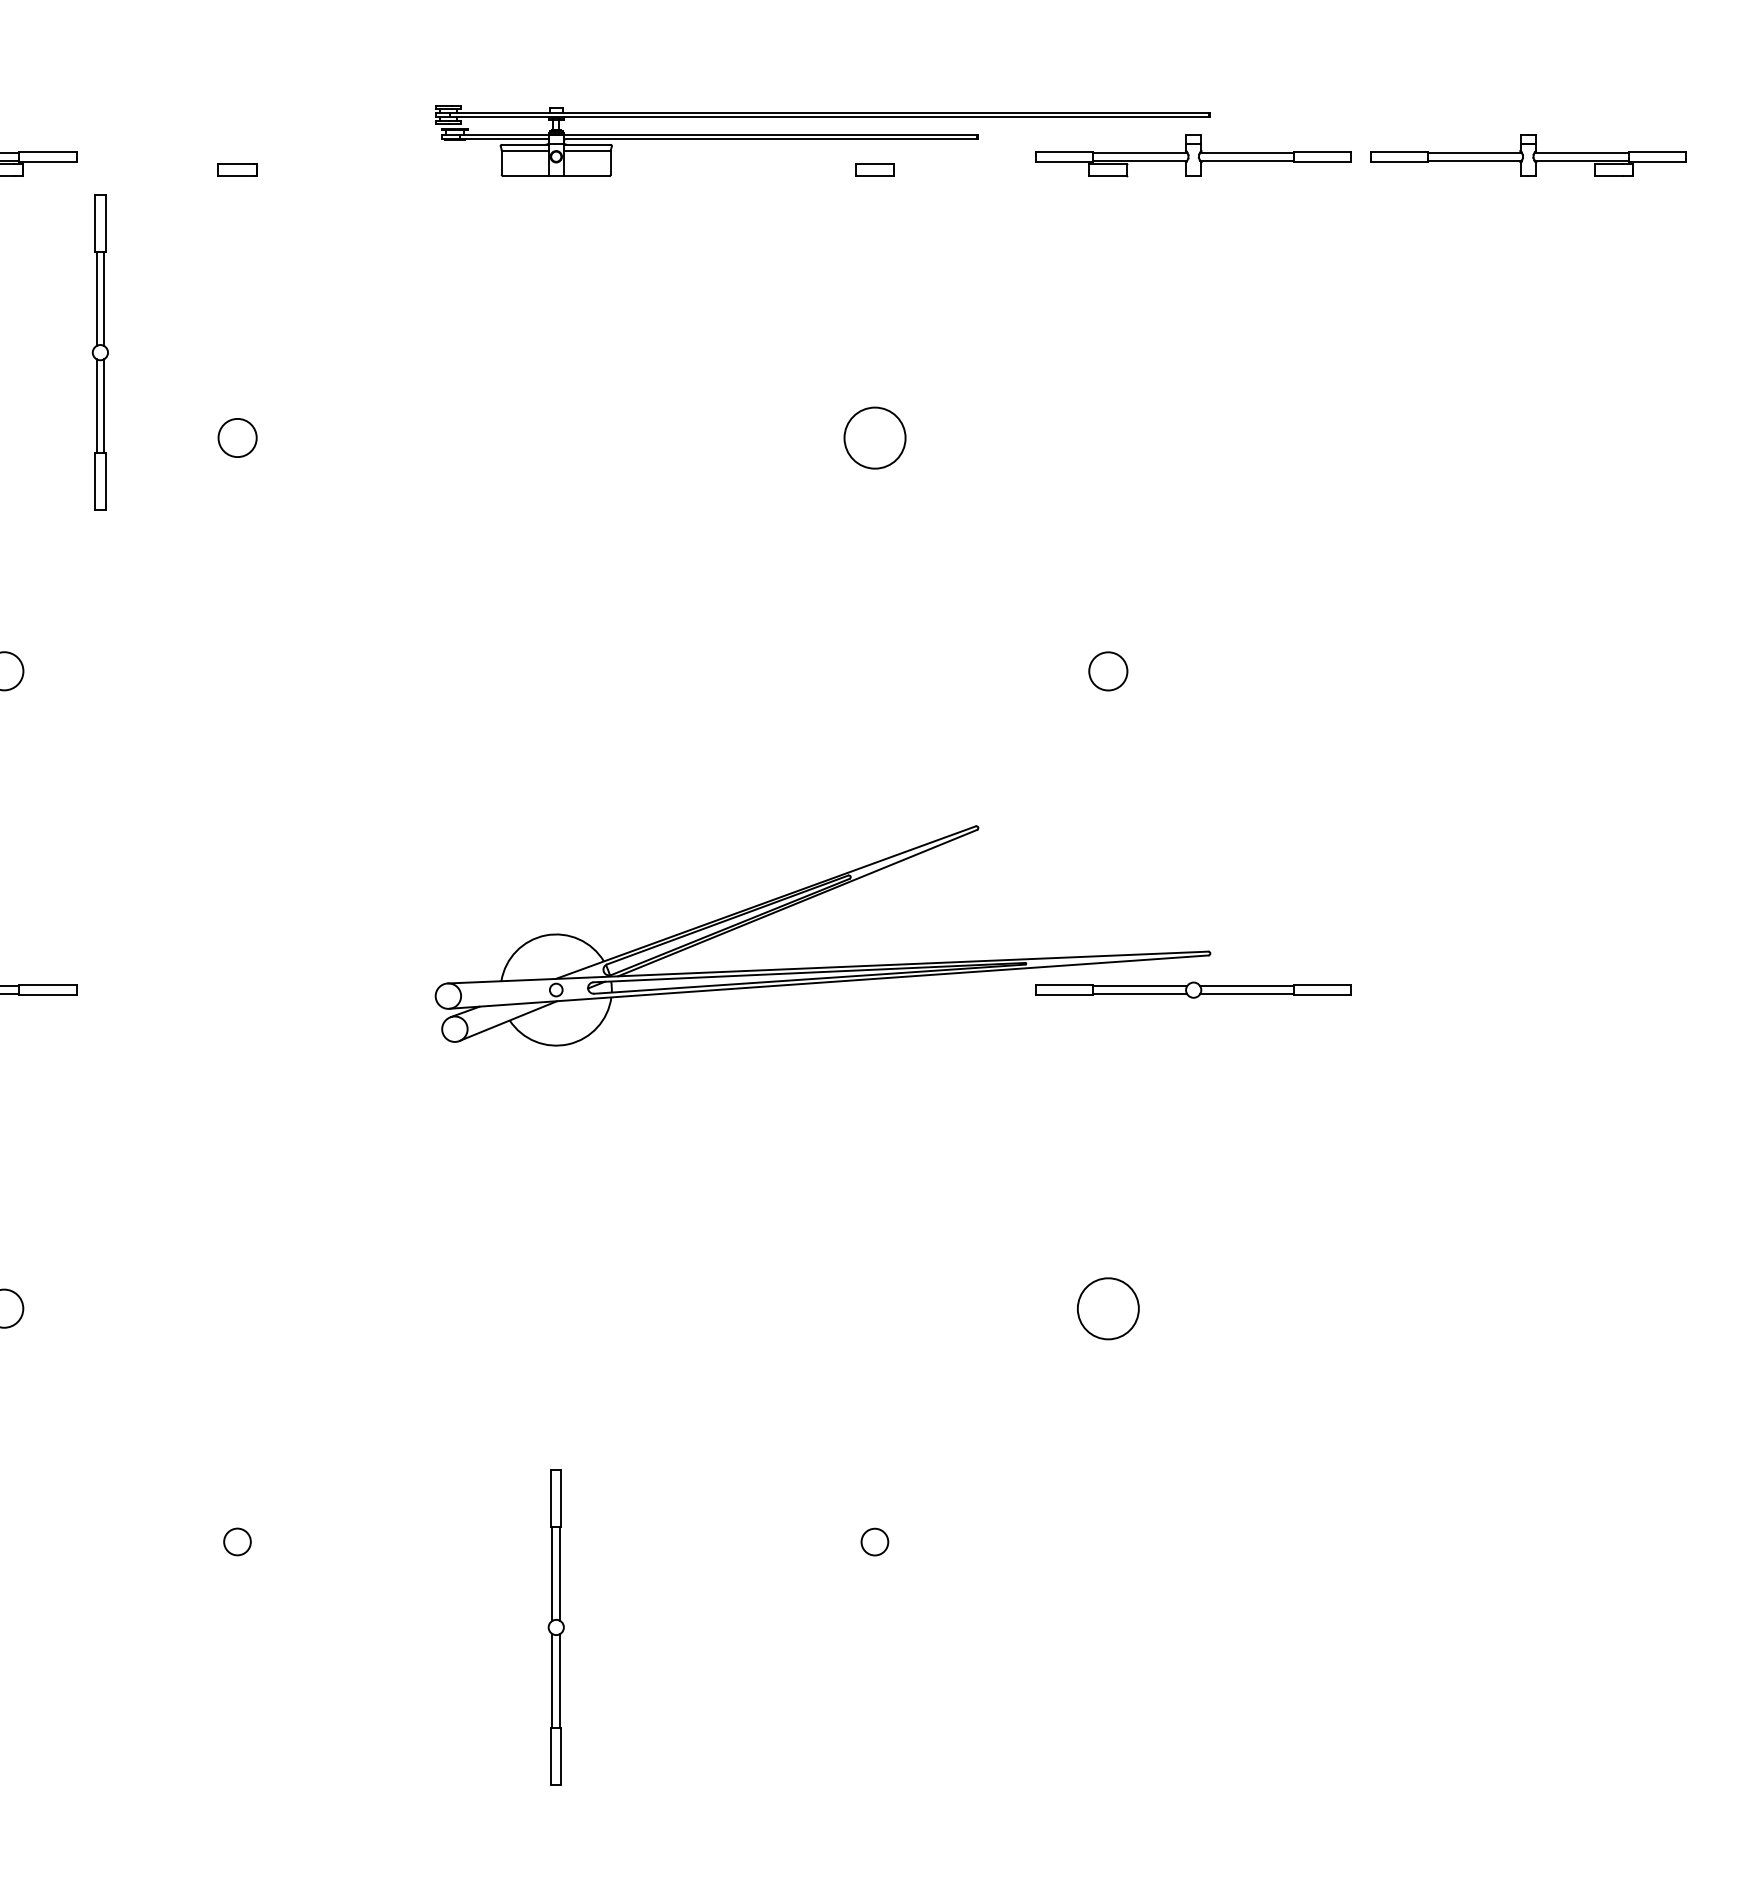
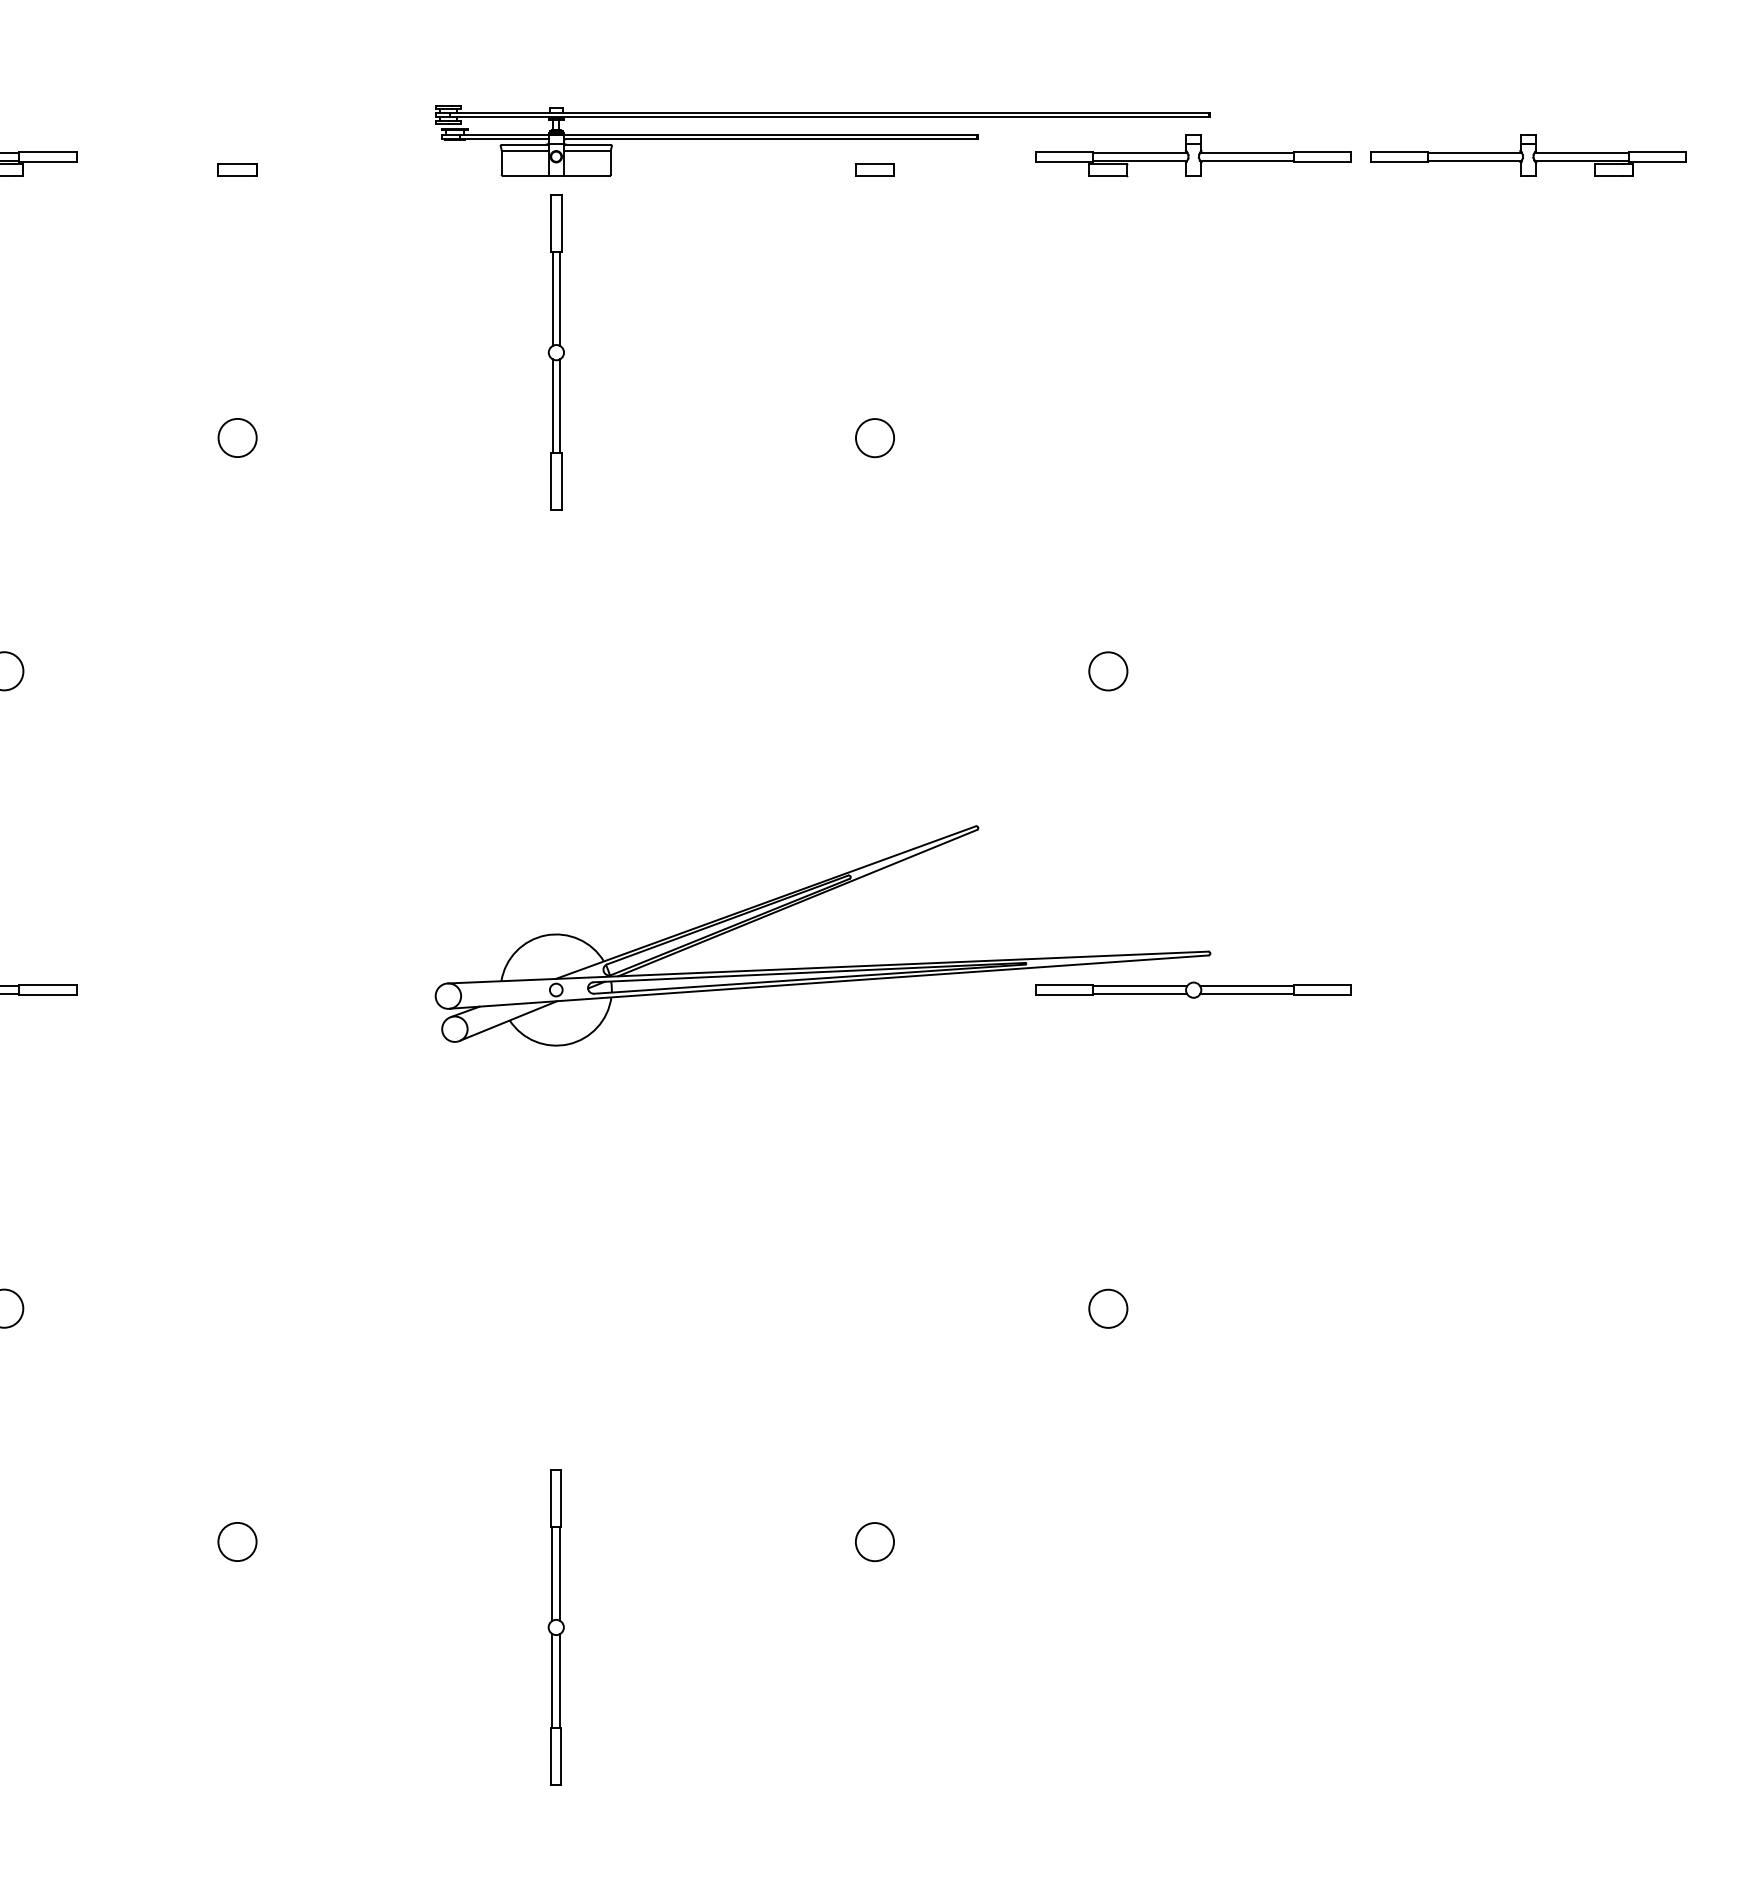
part position: (99, 352) -> (555, 352) (555, 352)
circle diameter: 61 px -> 38 px (874, 438)
circle diameter: 61 px -> 38 px (1108, 1308)
circle diameter: 27 px -> 38 px (237, 1541)
circle diameter: 27 px -> 38 px (874, 1542)
